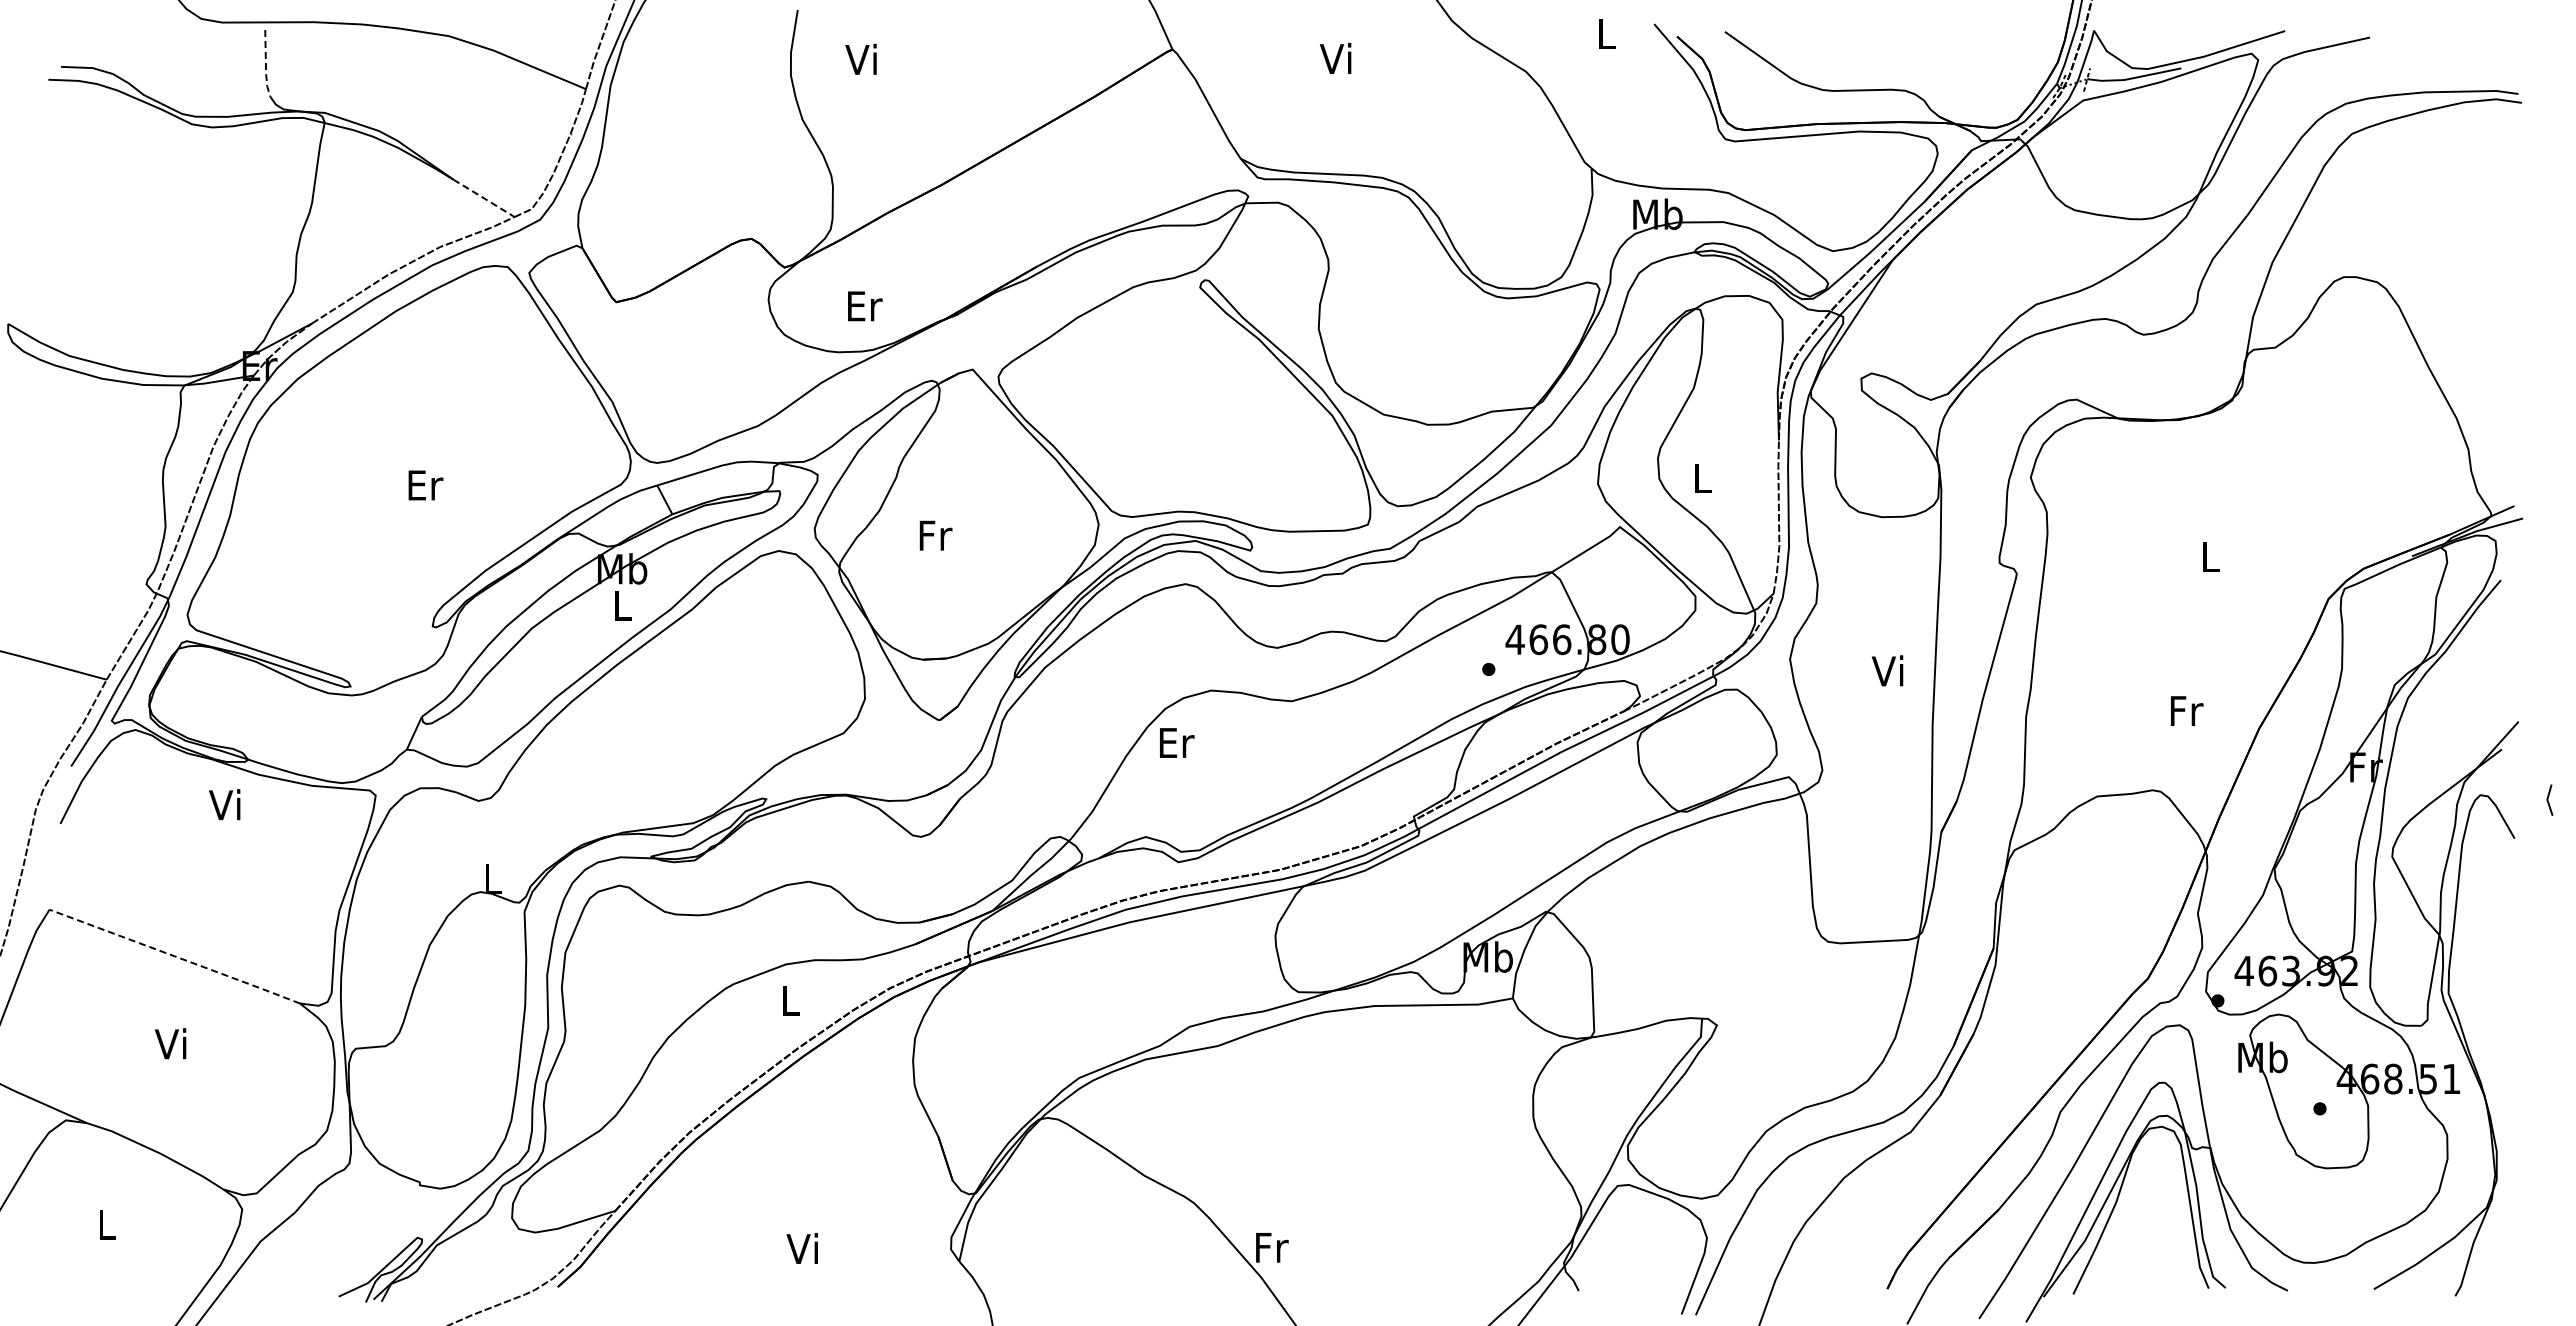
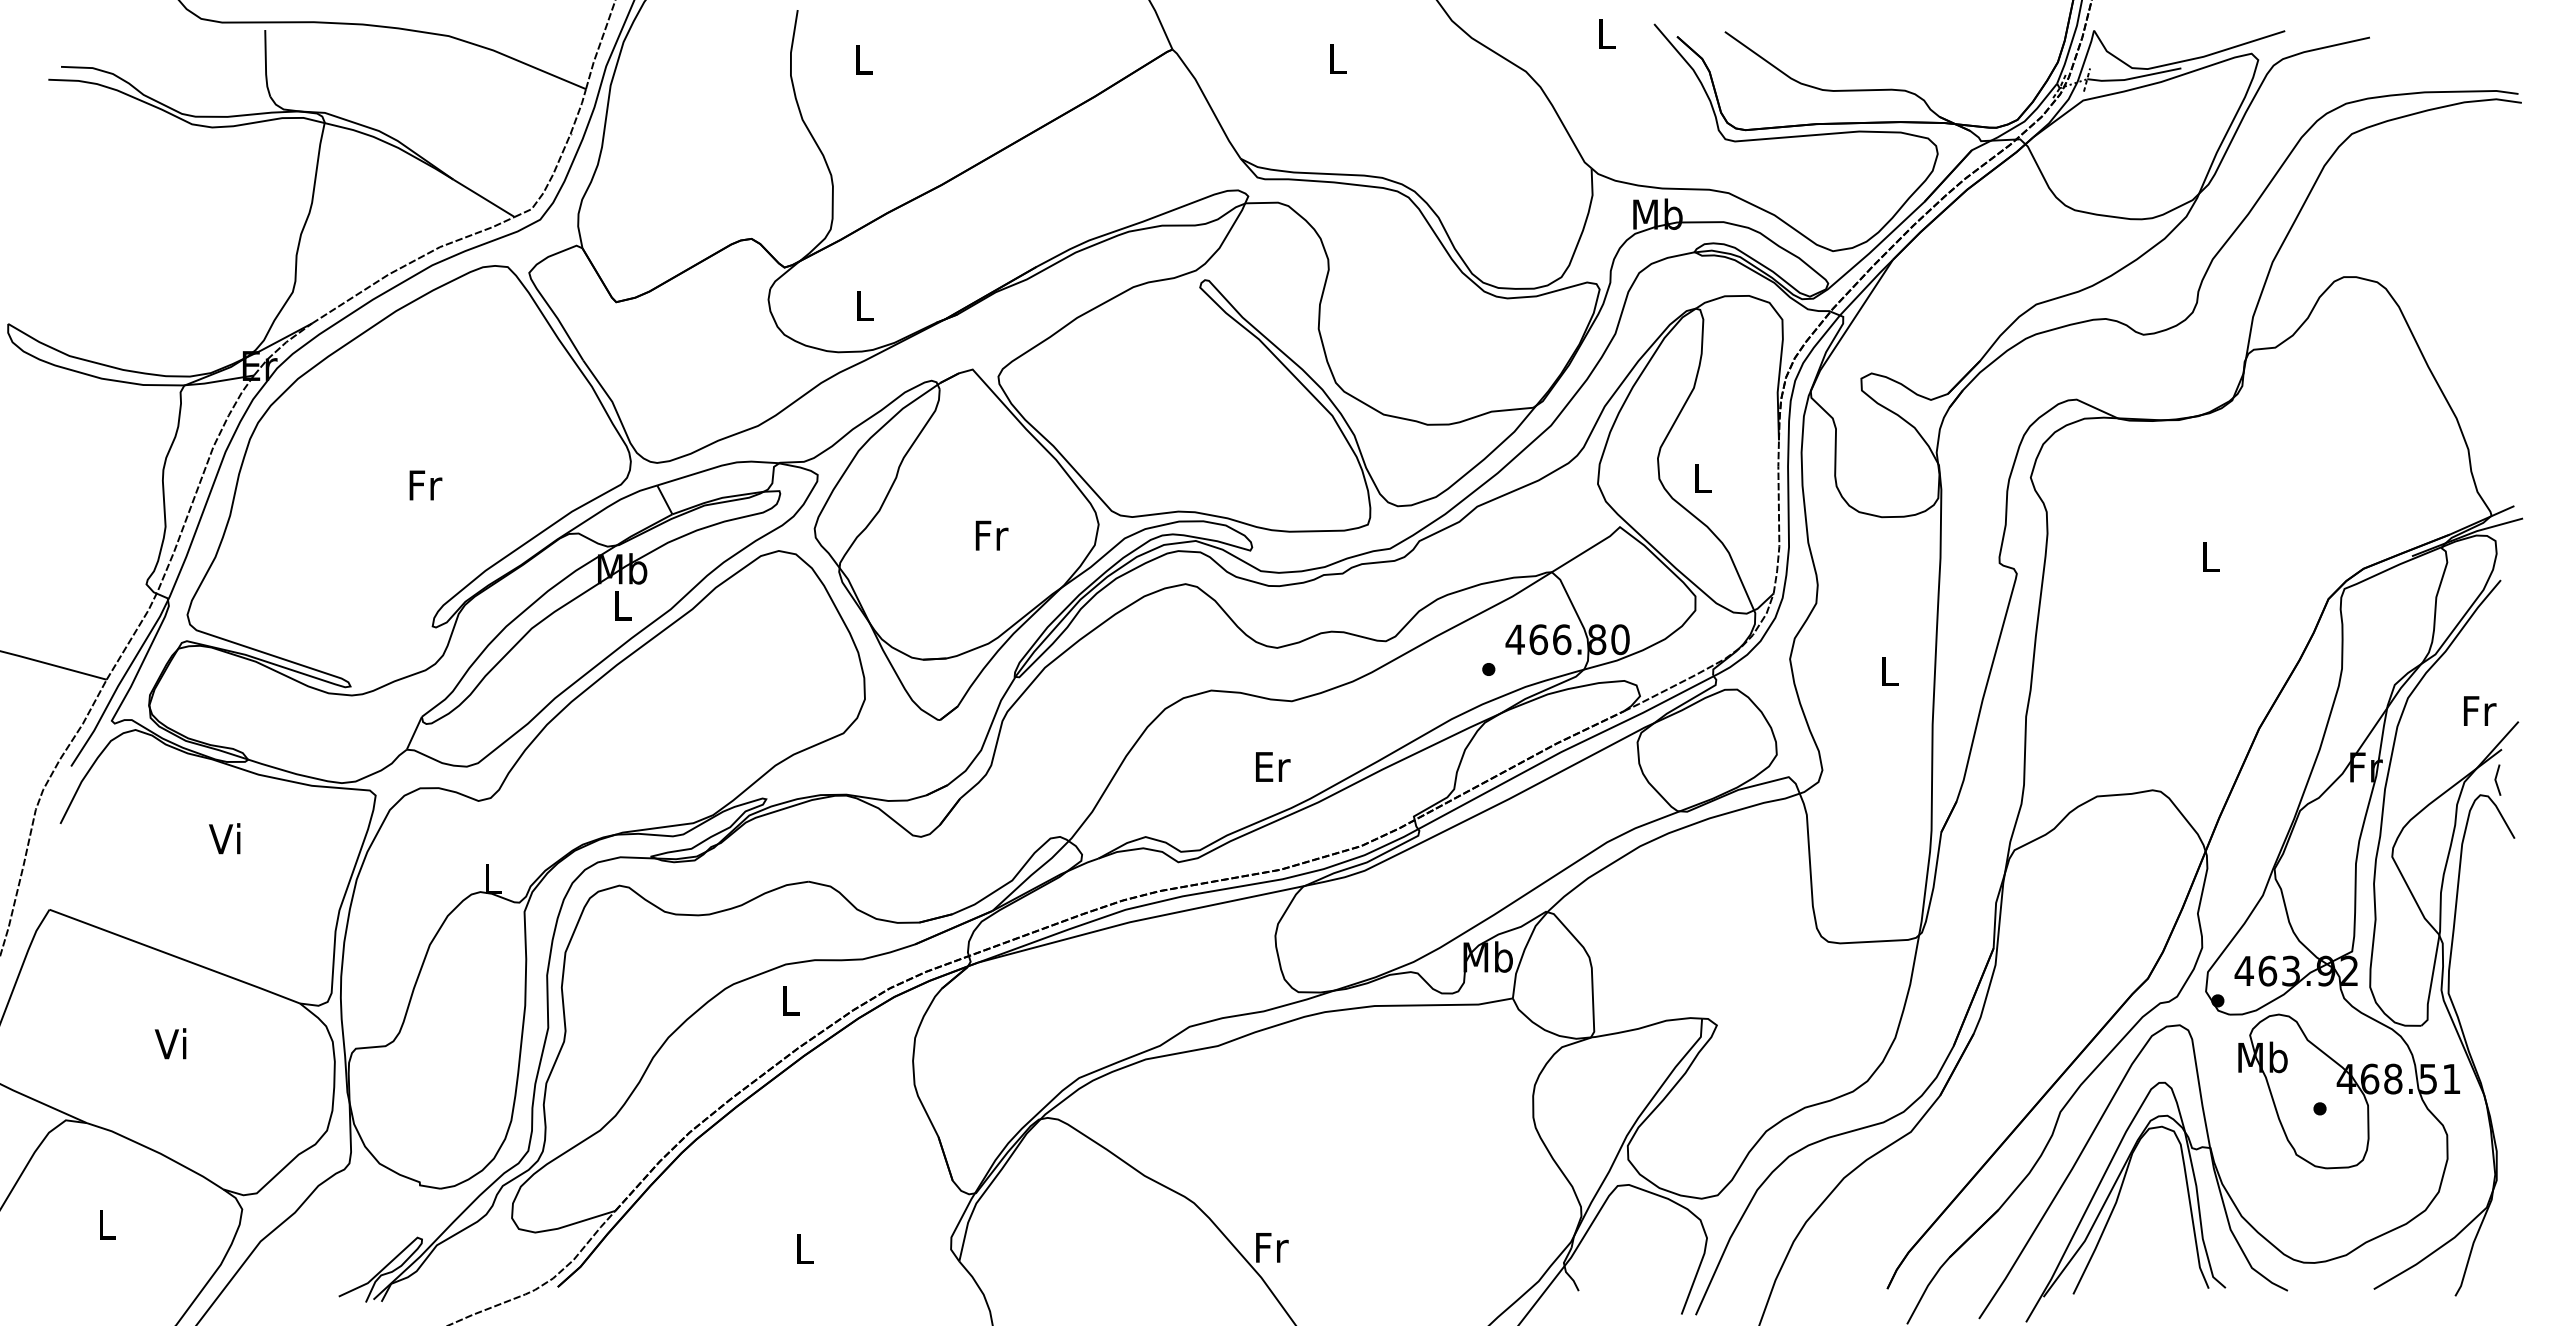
text: Vi -> L (860, 58)
text: Vi -> L (1335, 58)
line: dashed -> solid (265, 65)
line: dashed -> solid (484, 198)
text: Er -> L (865, 306)
text: Er -> Fr (425, 485)
text position: (935, 535) -> (991, 535) (991, 535)
text: Vi -> L (1887, 670)
text position: (2187, 710) -> (2480, 710) (2480, 710)
text position: (1177, 742) -> (1273, 766) (1273, 766)
line position: (2548, 799) -> (2496, 779) (2496, 779)
text position: (224, 804) -> (224, 838) (224, 838)
line: dashed -> solid (175, 956)
text: Vi -> L (801, 1248)
